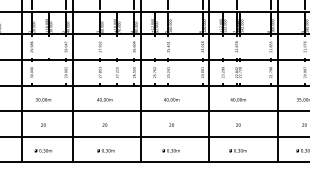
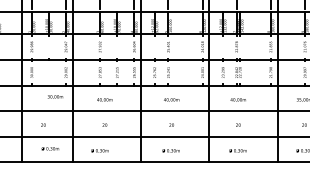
text position: (43, 99) -> (55, 96) (55, 96)
text position: (43, 150) -> (50, 148) (50, 148)
text position: (105, 150) -> (99, 150) (99, 150)
